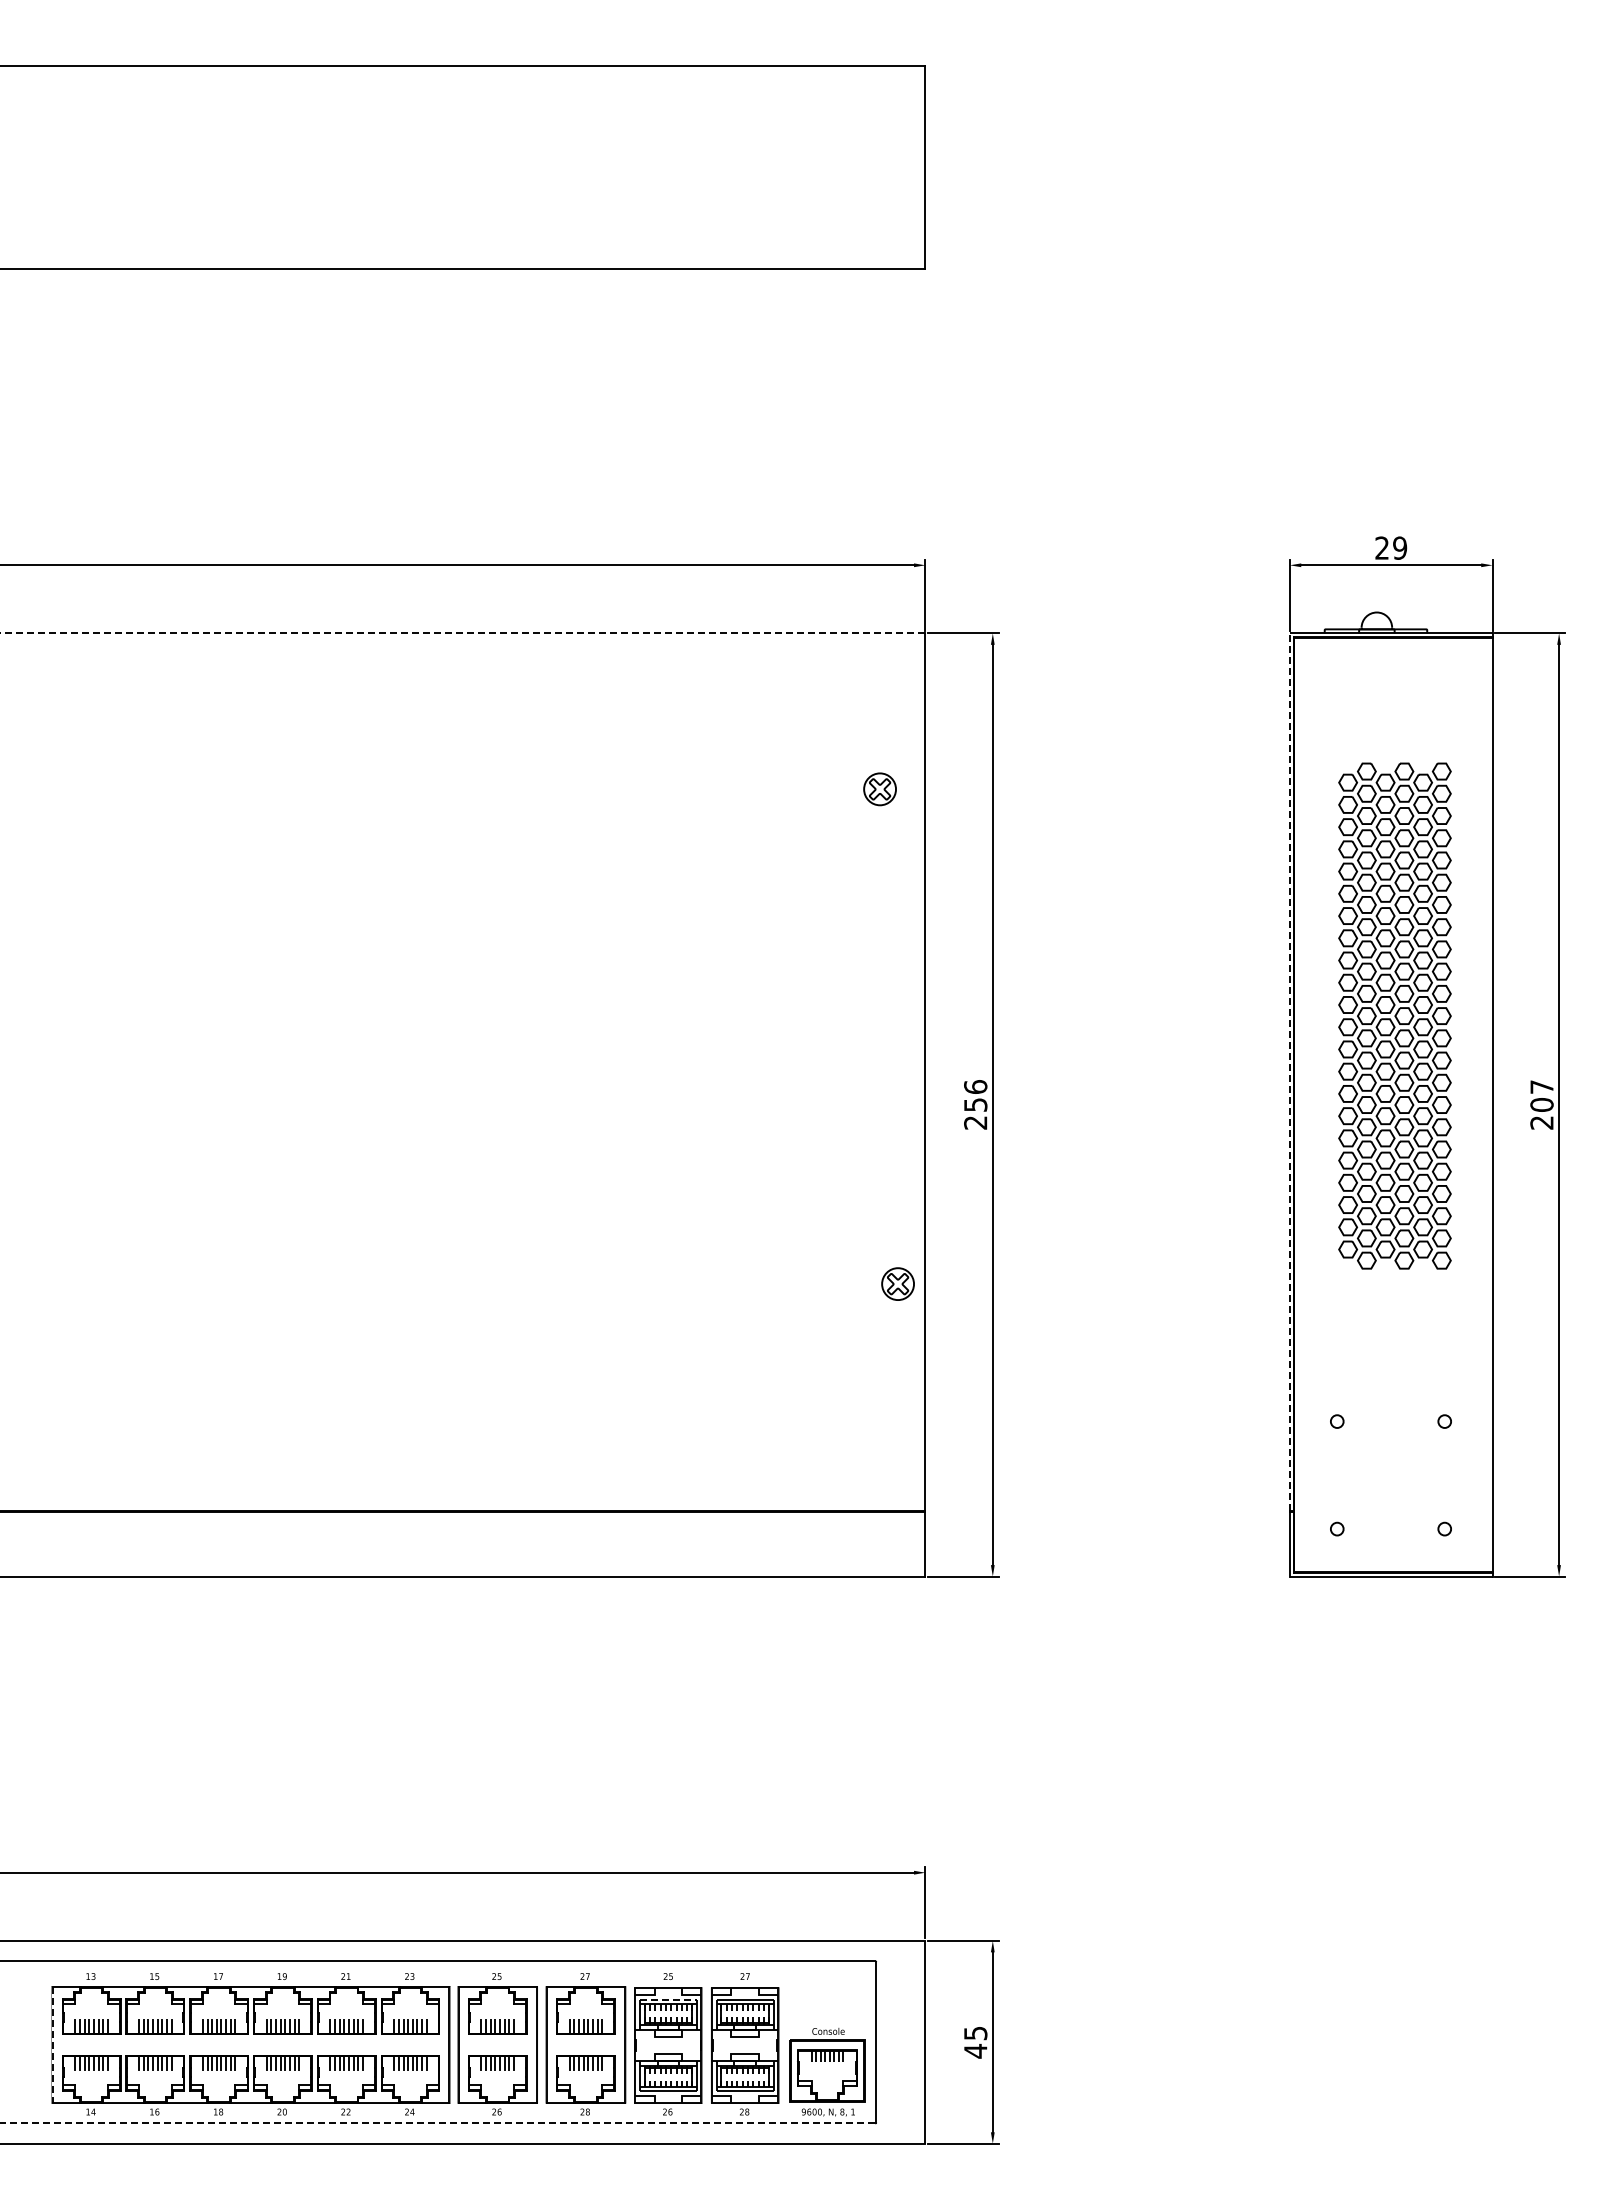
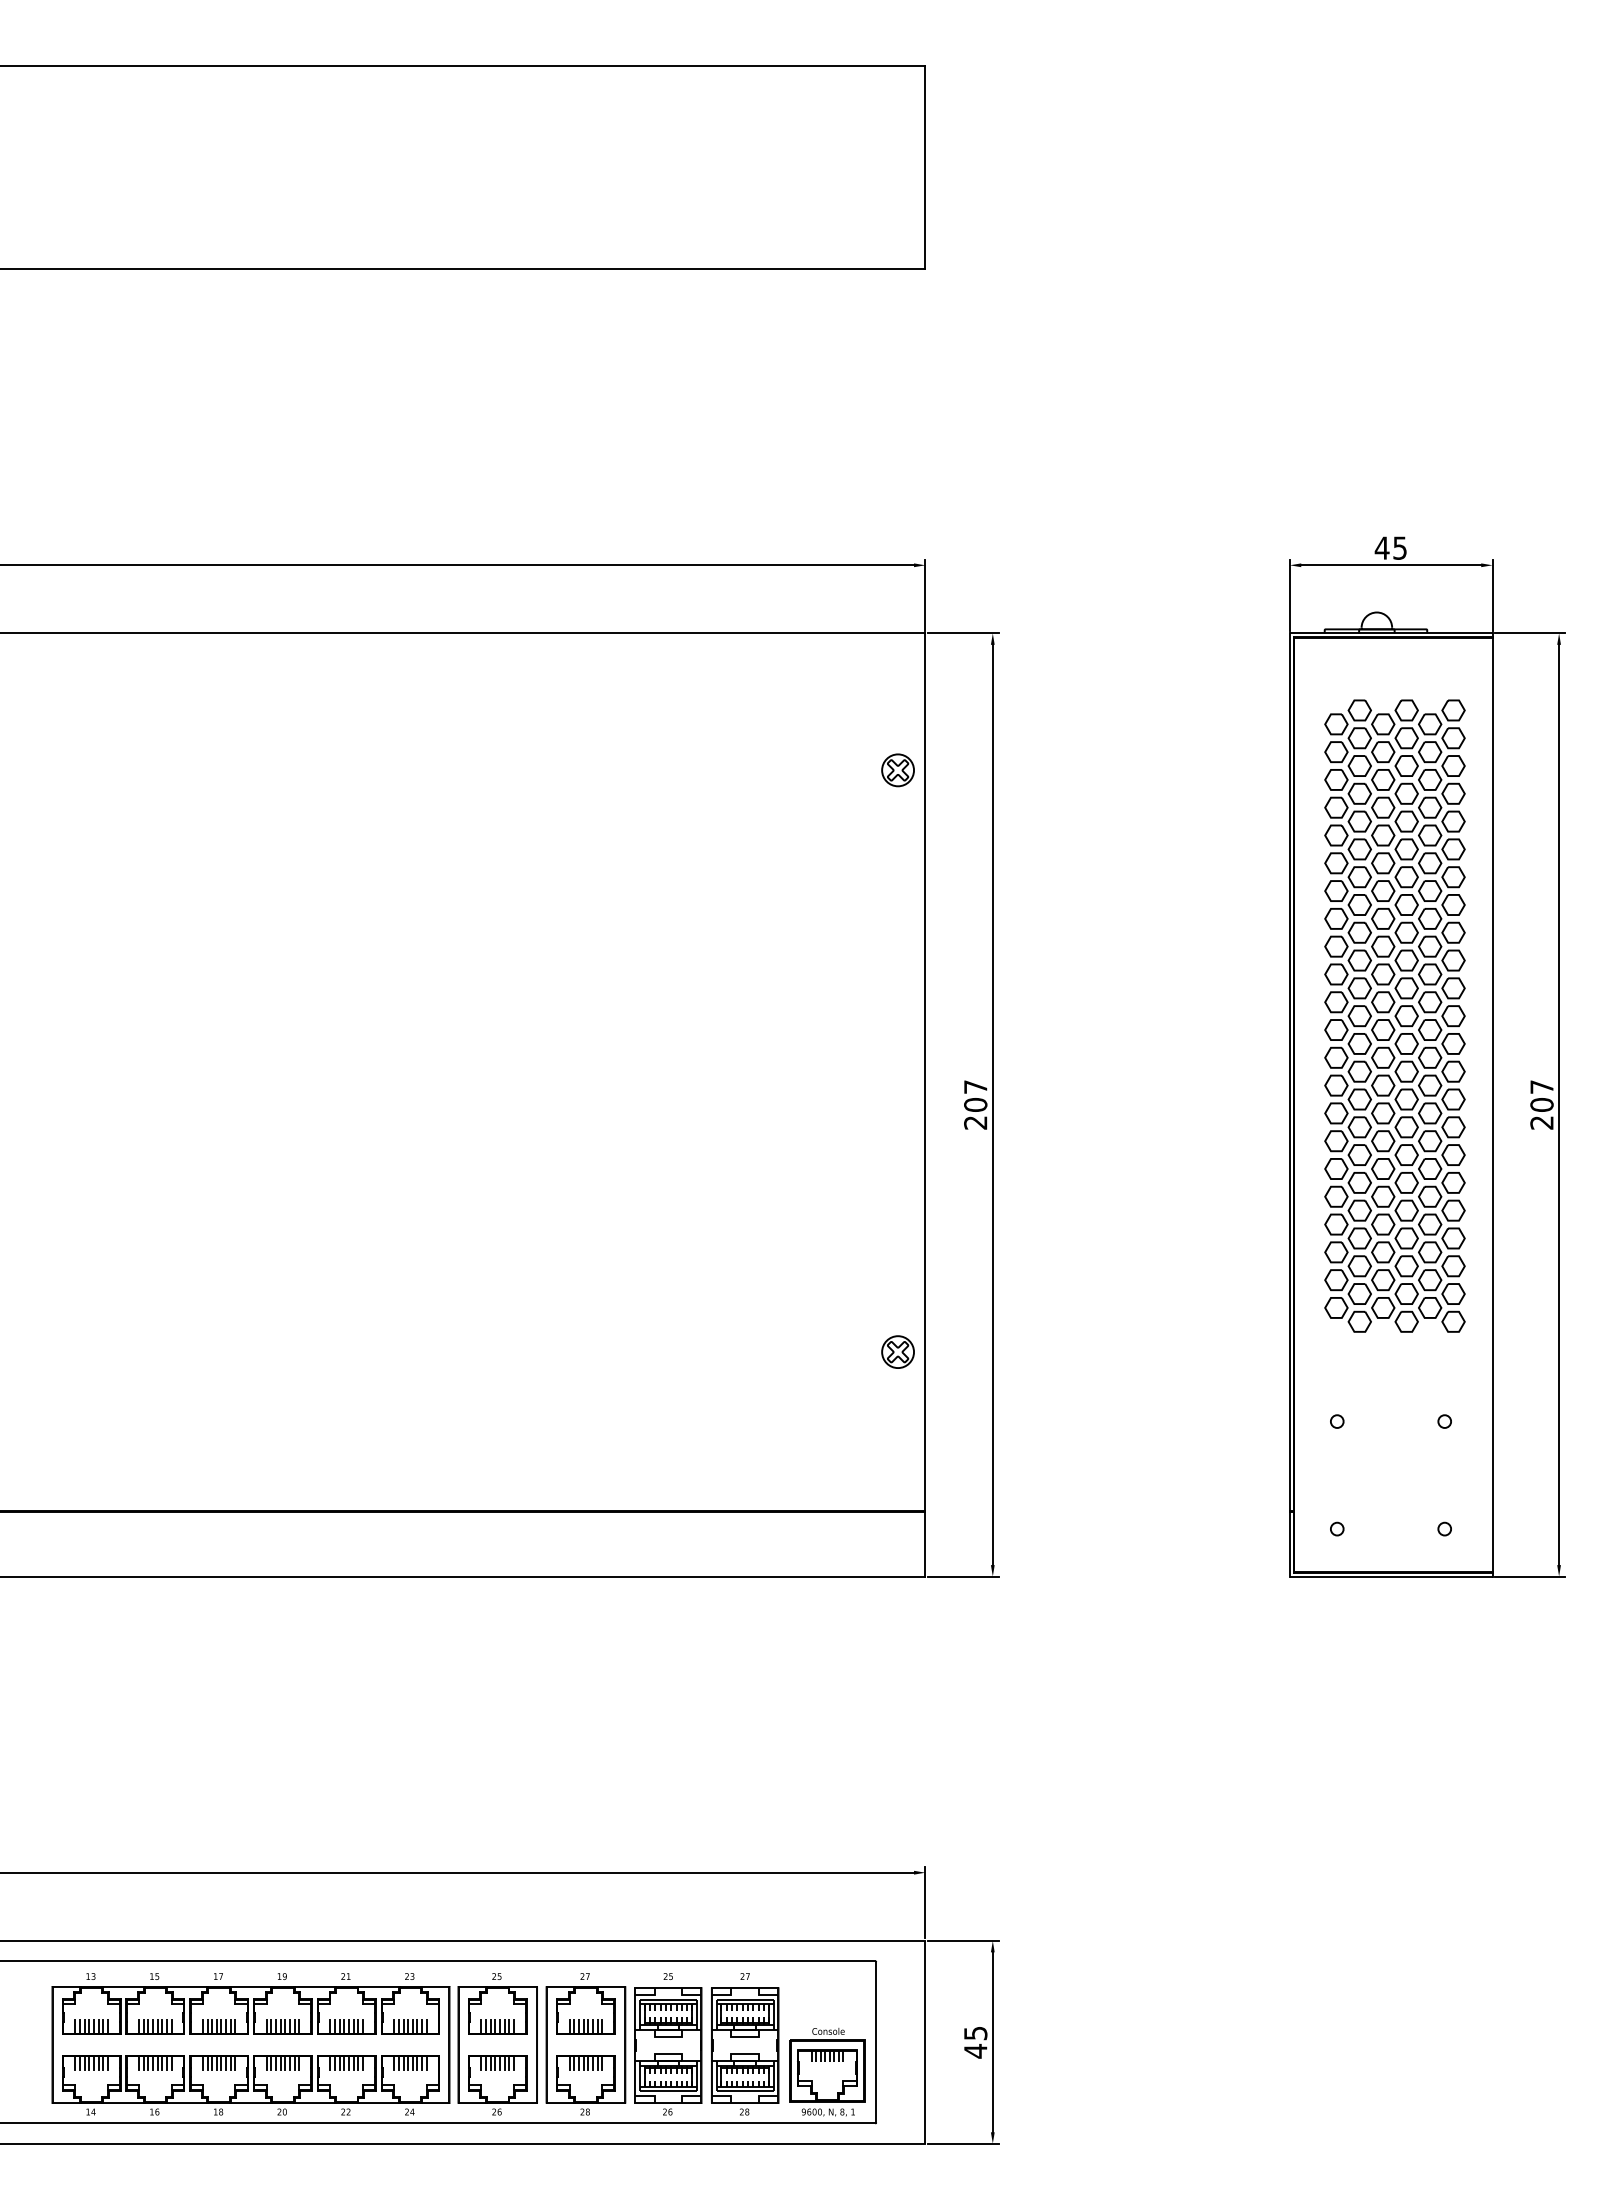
text: 29 -> 45 (1390, 547)
line: dashed -> solid (462, 633)
part position: (879, 789) -> (897, 770) (897, 770)
part size: 114x508 px -> 142x634 px (1394, 1015)
line: dashed -> solid (1289, 1072)
text: 256 -> 207 (975, 1095)
part position: (897, 1283) -> (897, 1351) (897, 1351)
line: dashed -> solid (668, 1999)
line: dashed -> solid (52, 2045)
line: dashed -> solid (437, 2123)
